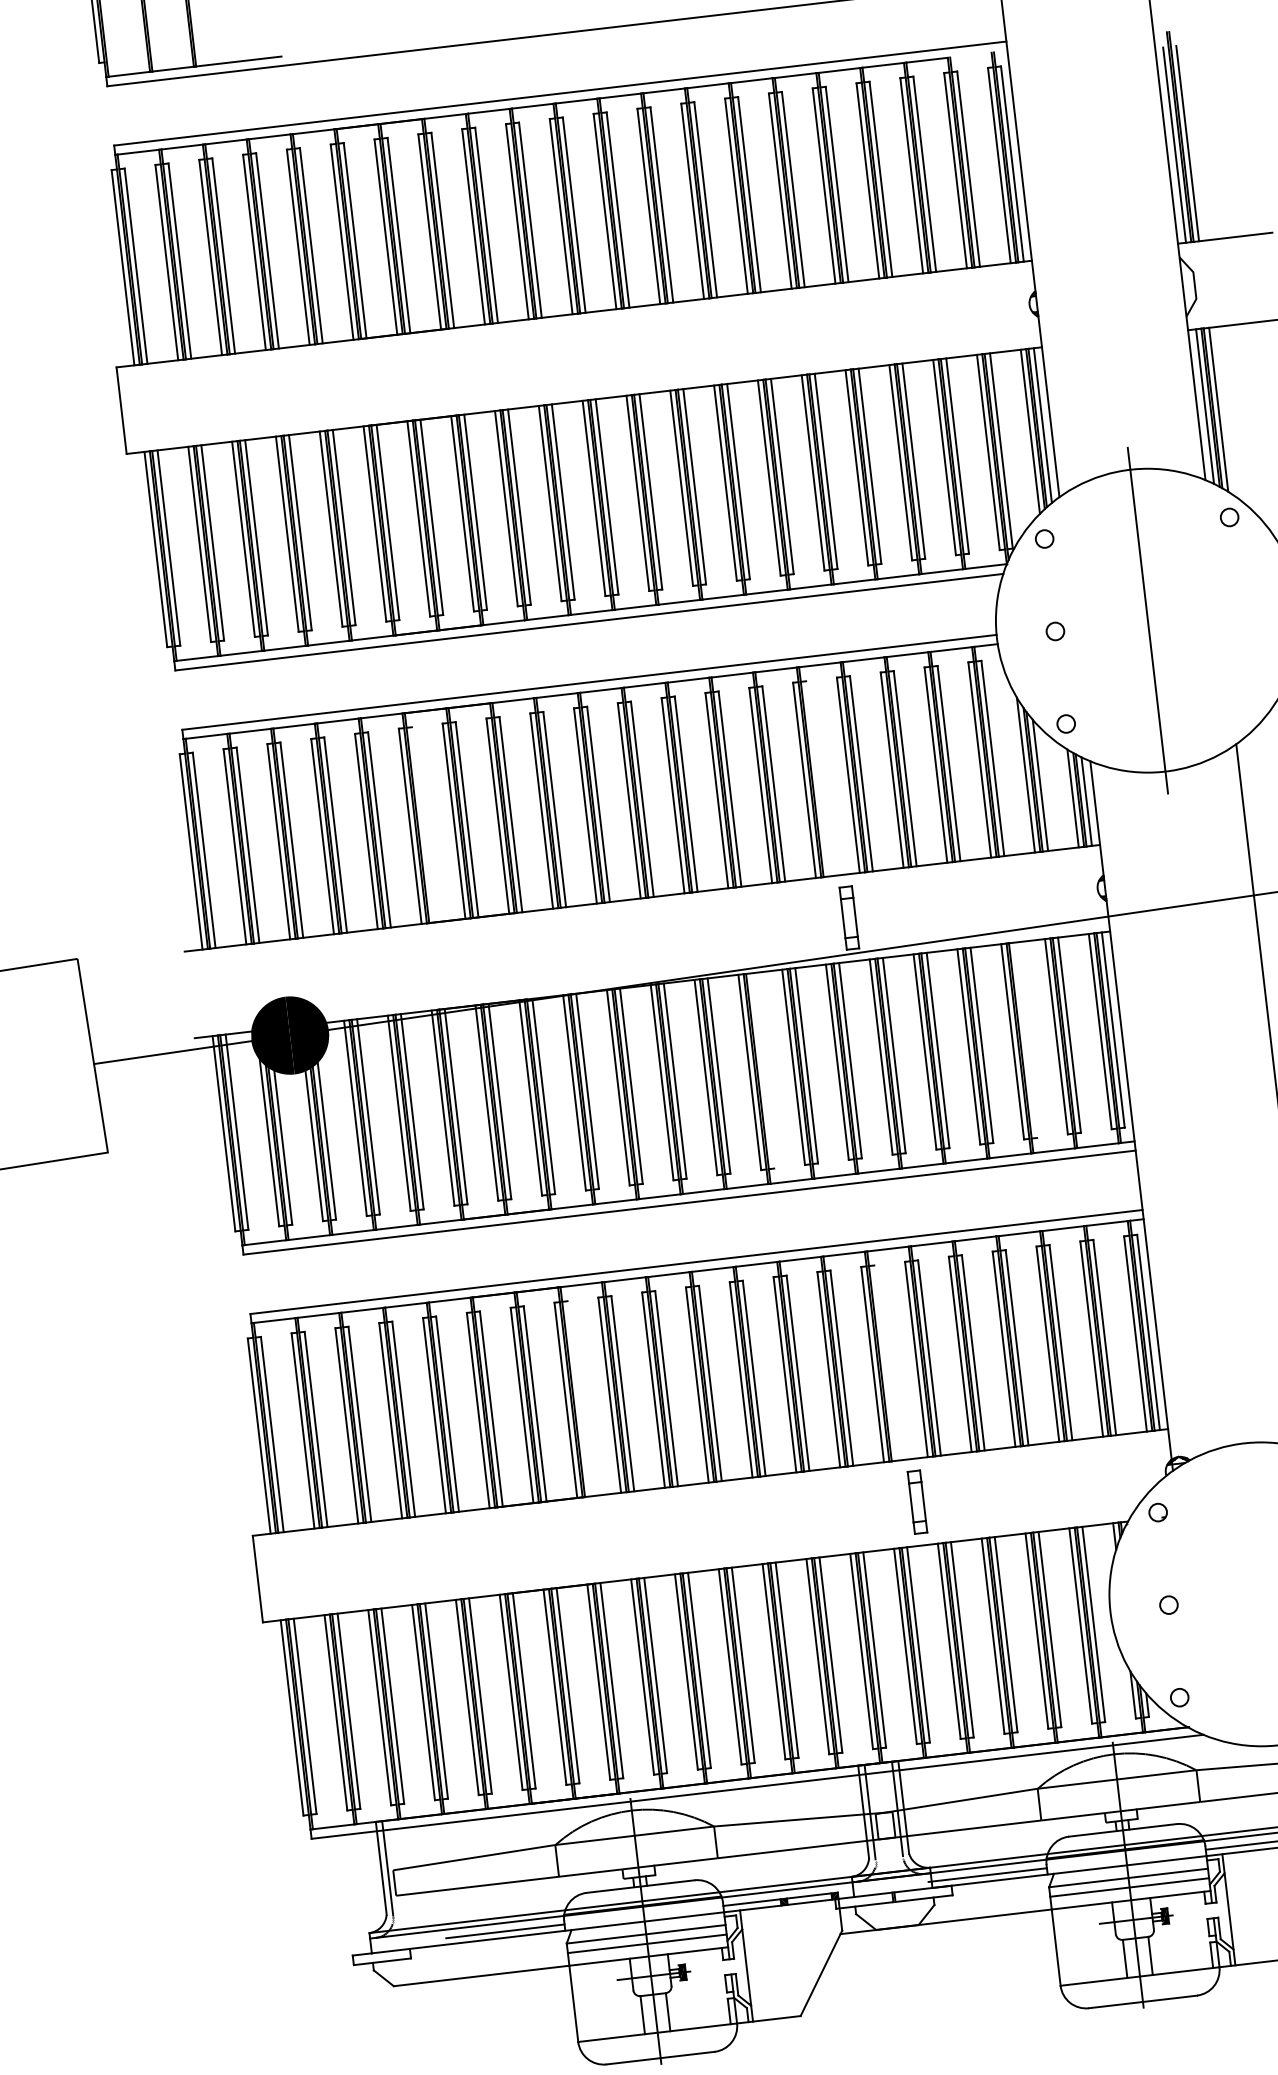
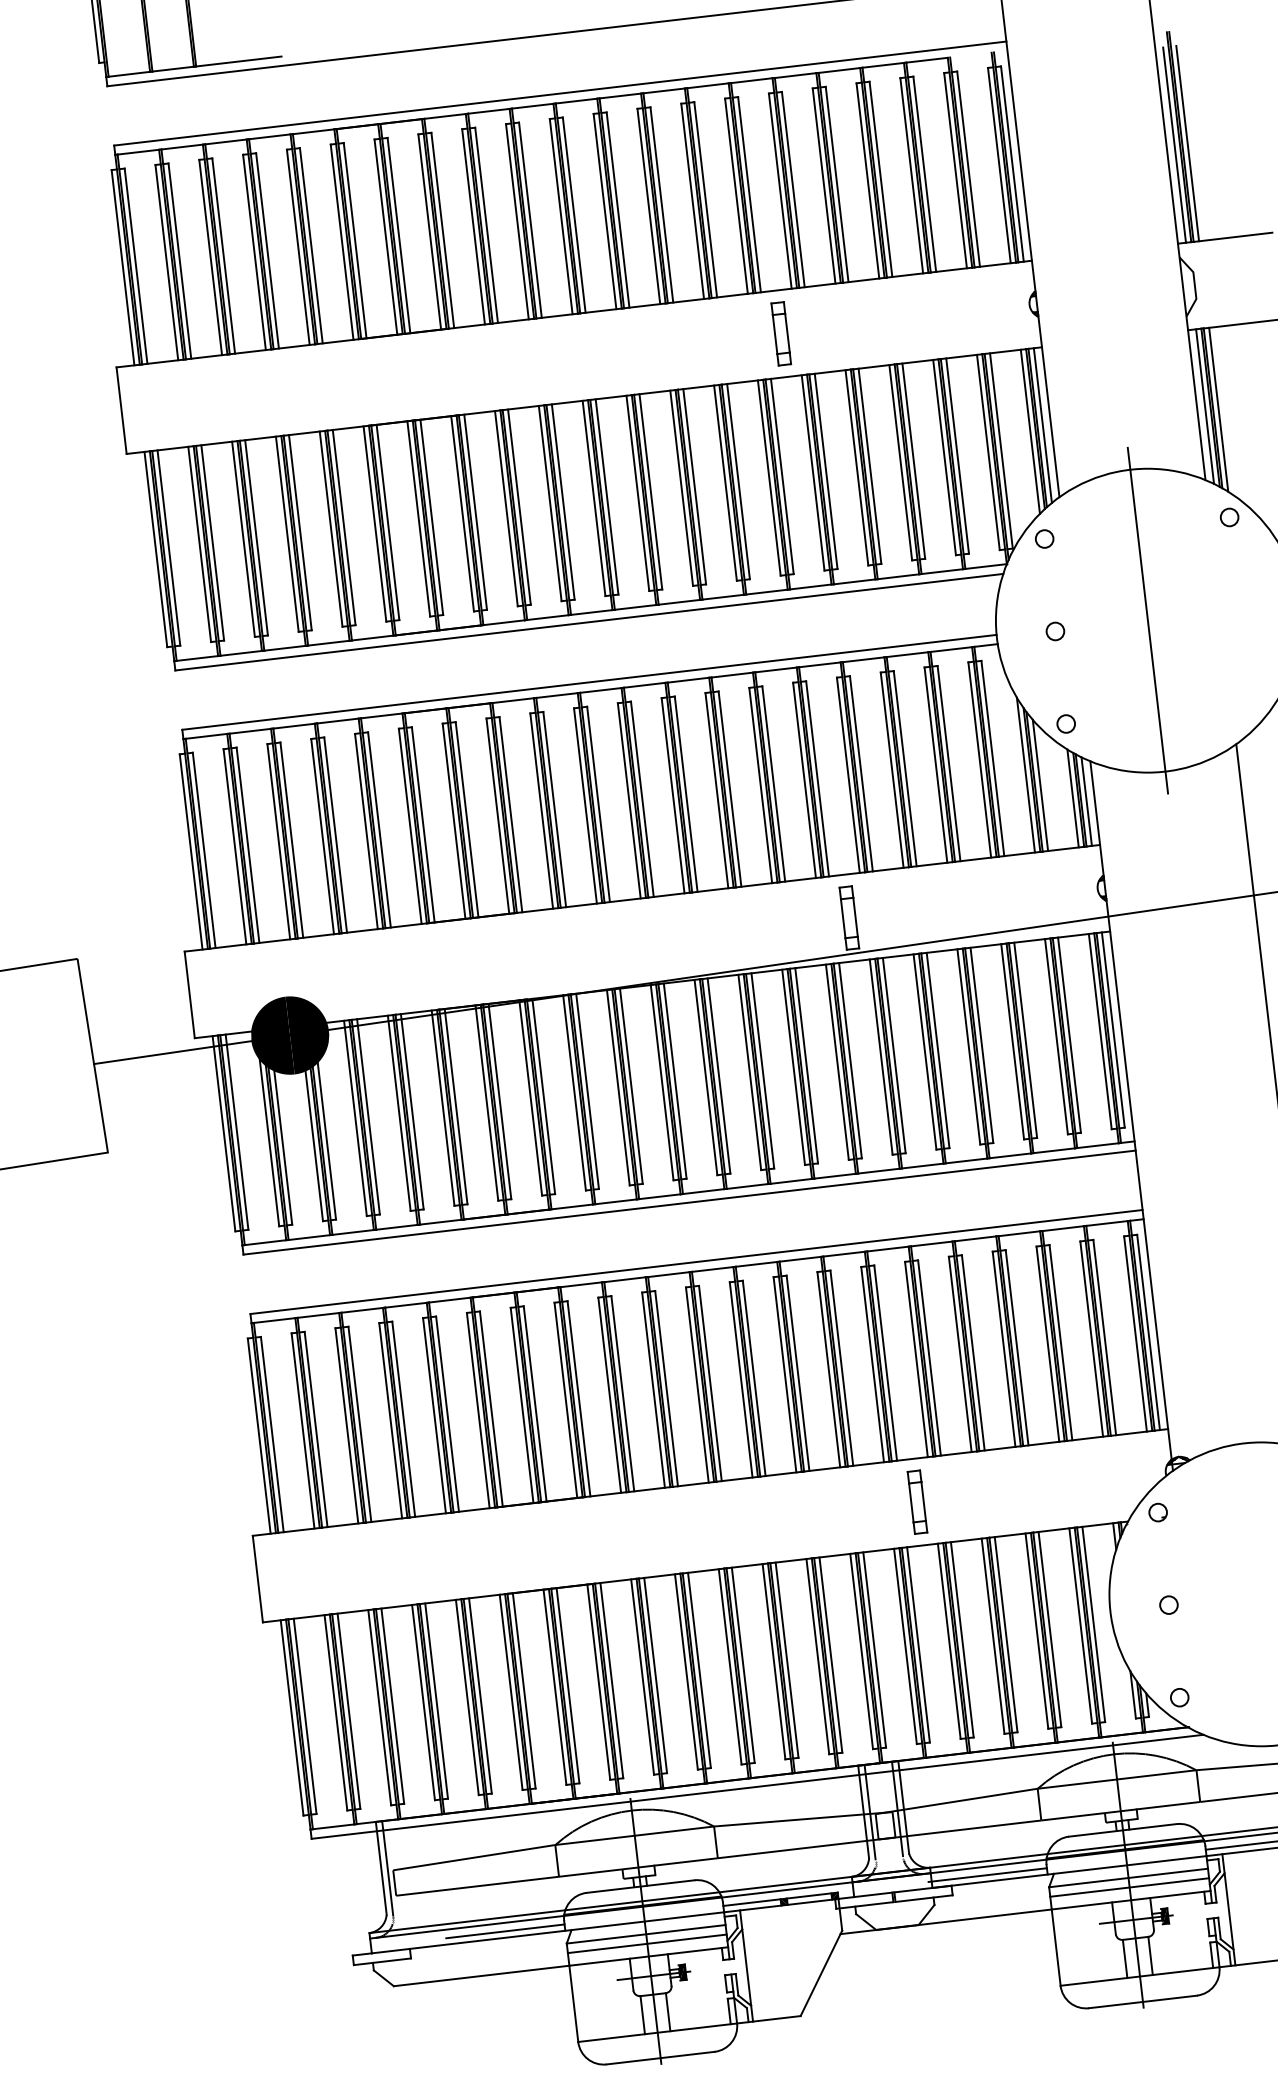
part: none -> present (781, 333)
line: none -> present (817, 778)
line: none -> present (422, 824)
line: none -> present (189, 994)
line: none -> present (1025, 1039)
line: none -> present (762, 1070)
line: none -> present (885, 1362)
line: none -> present (578, 1398)
